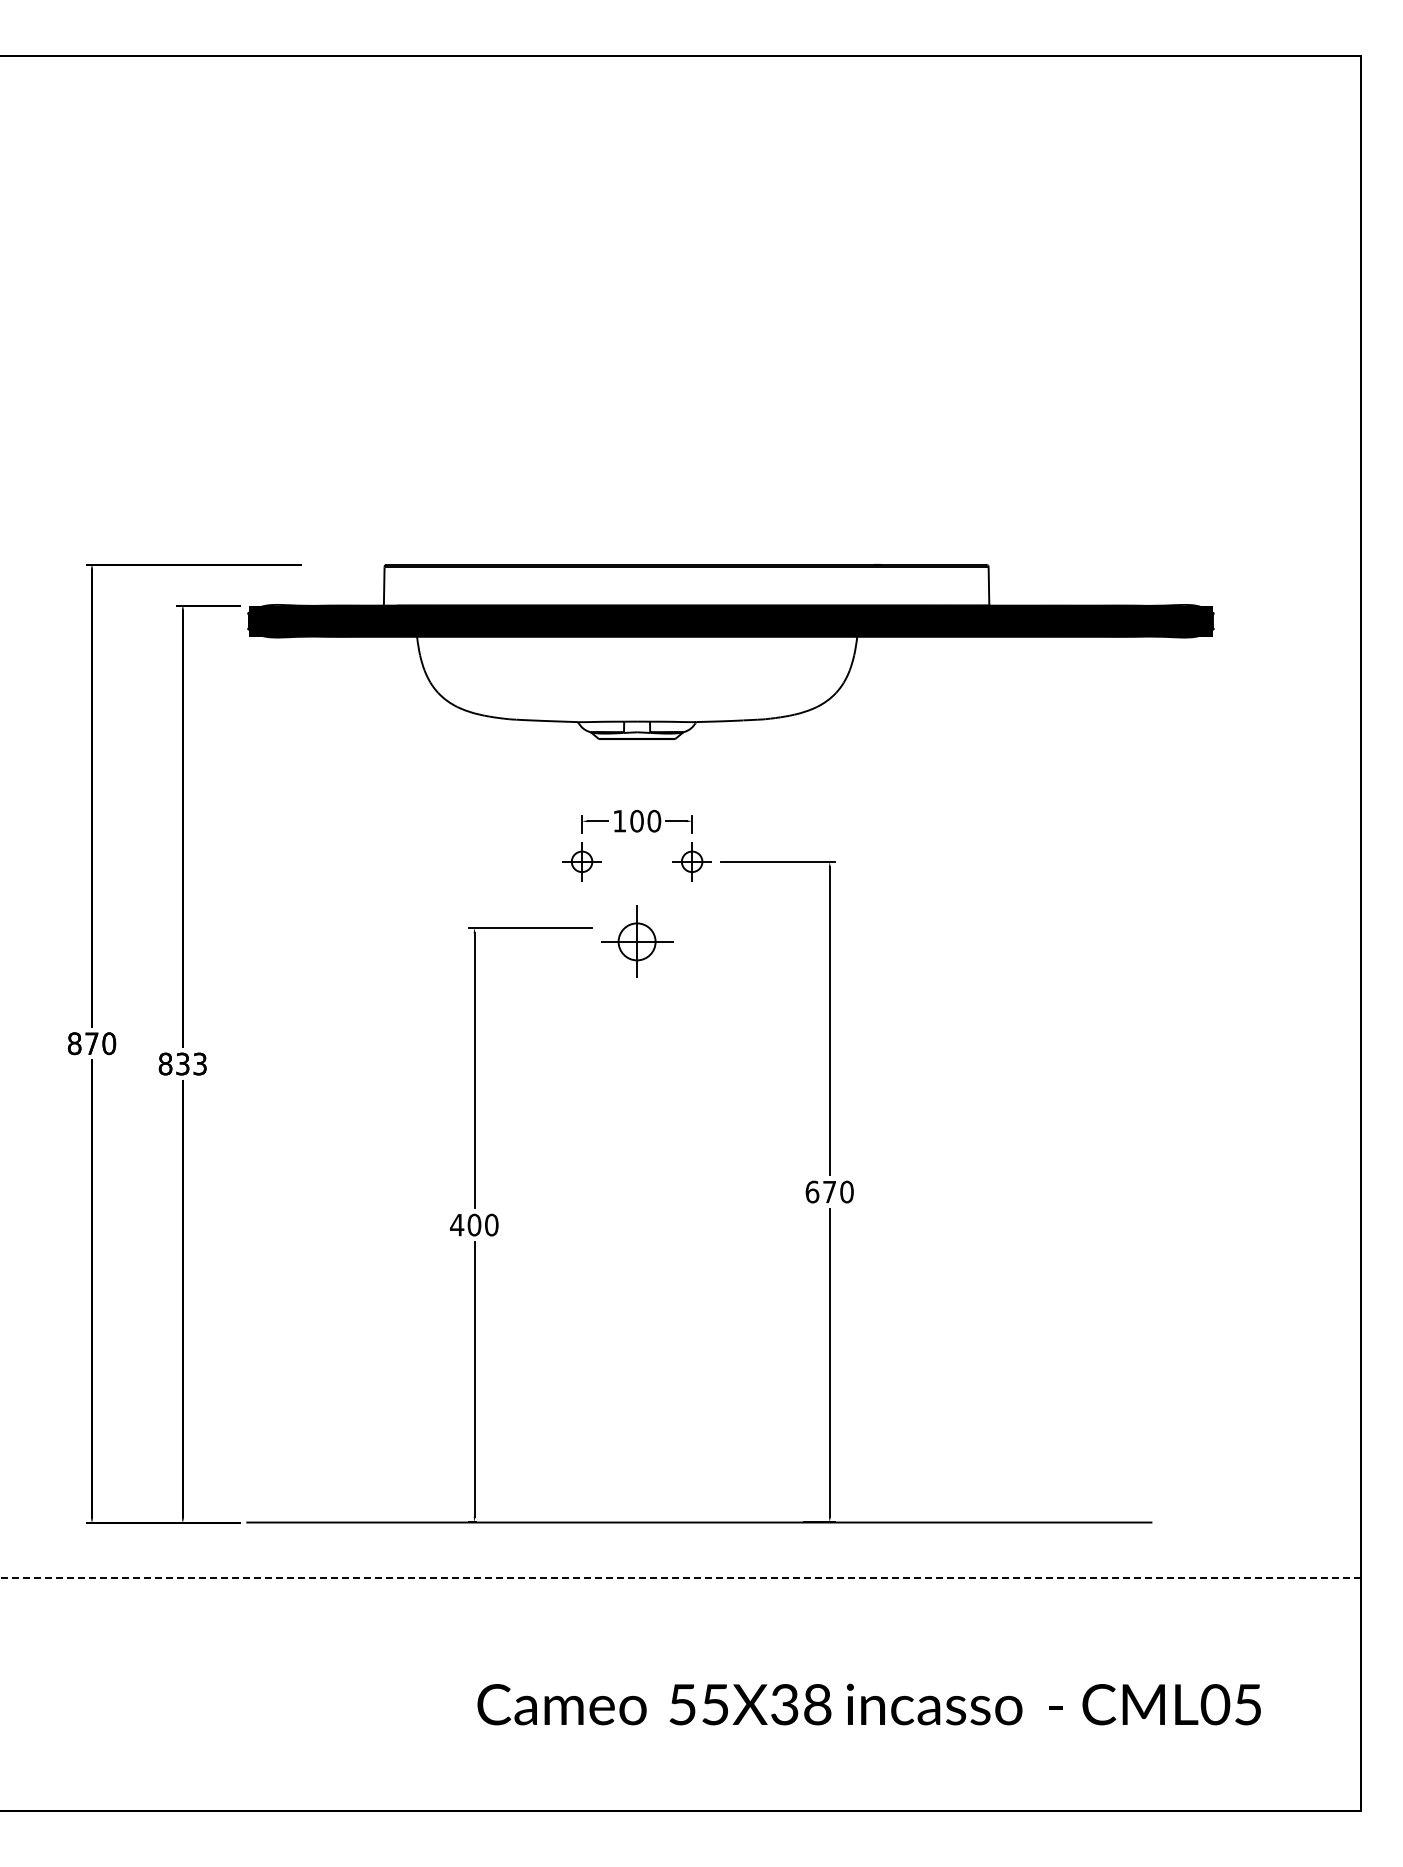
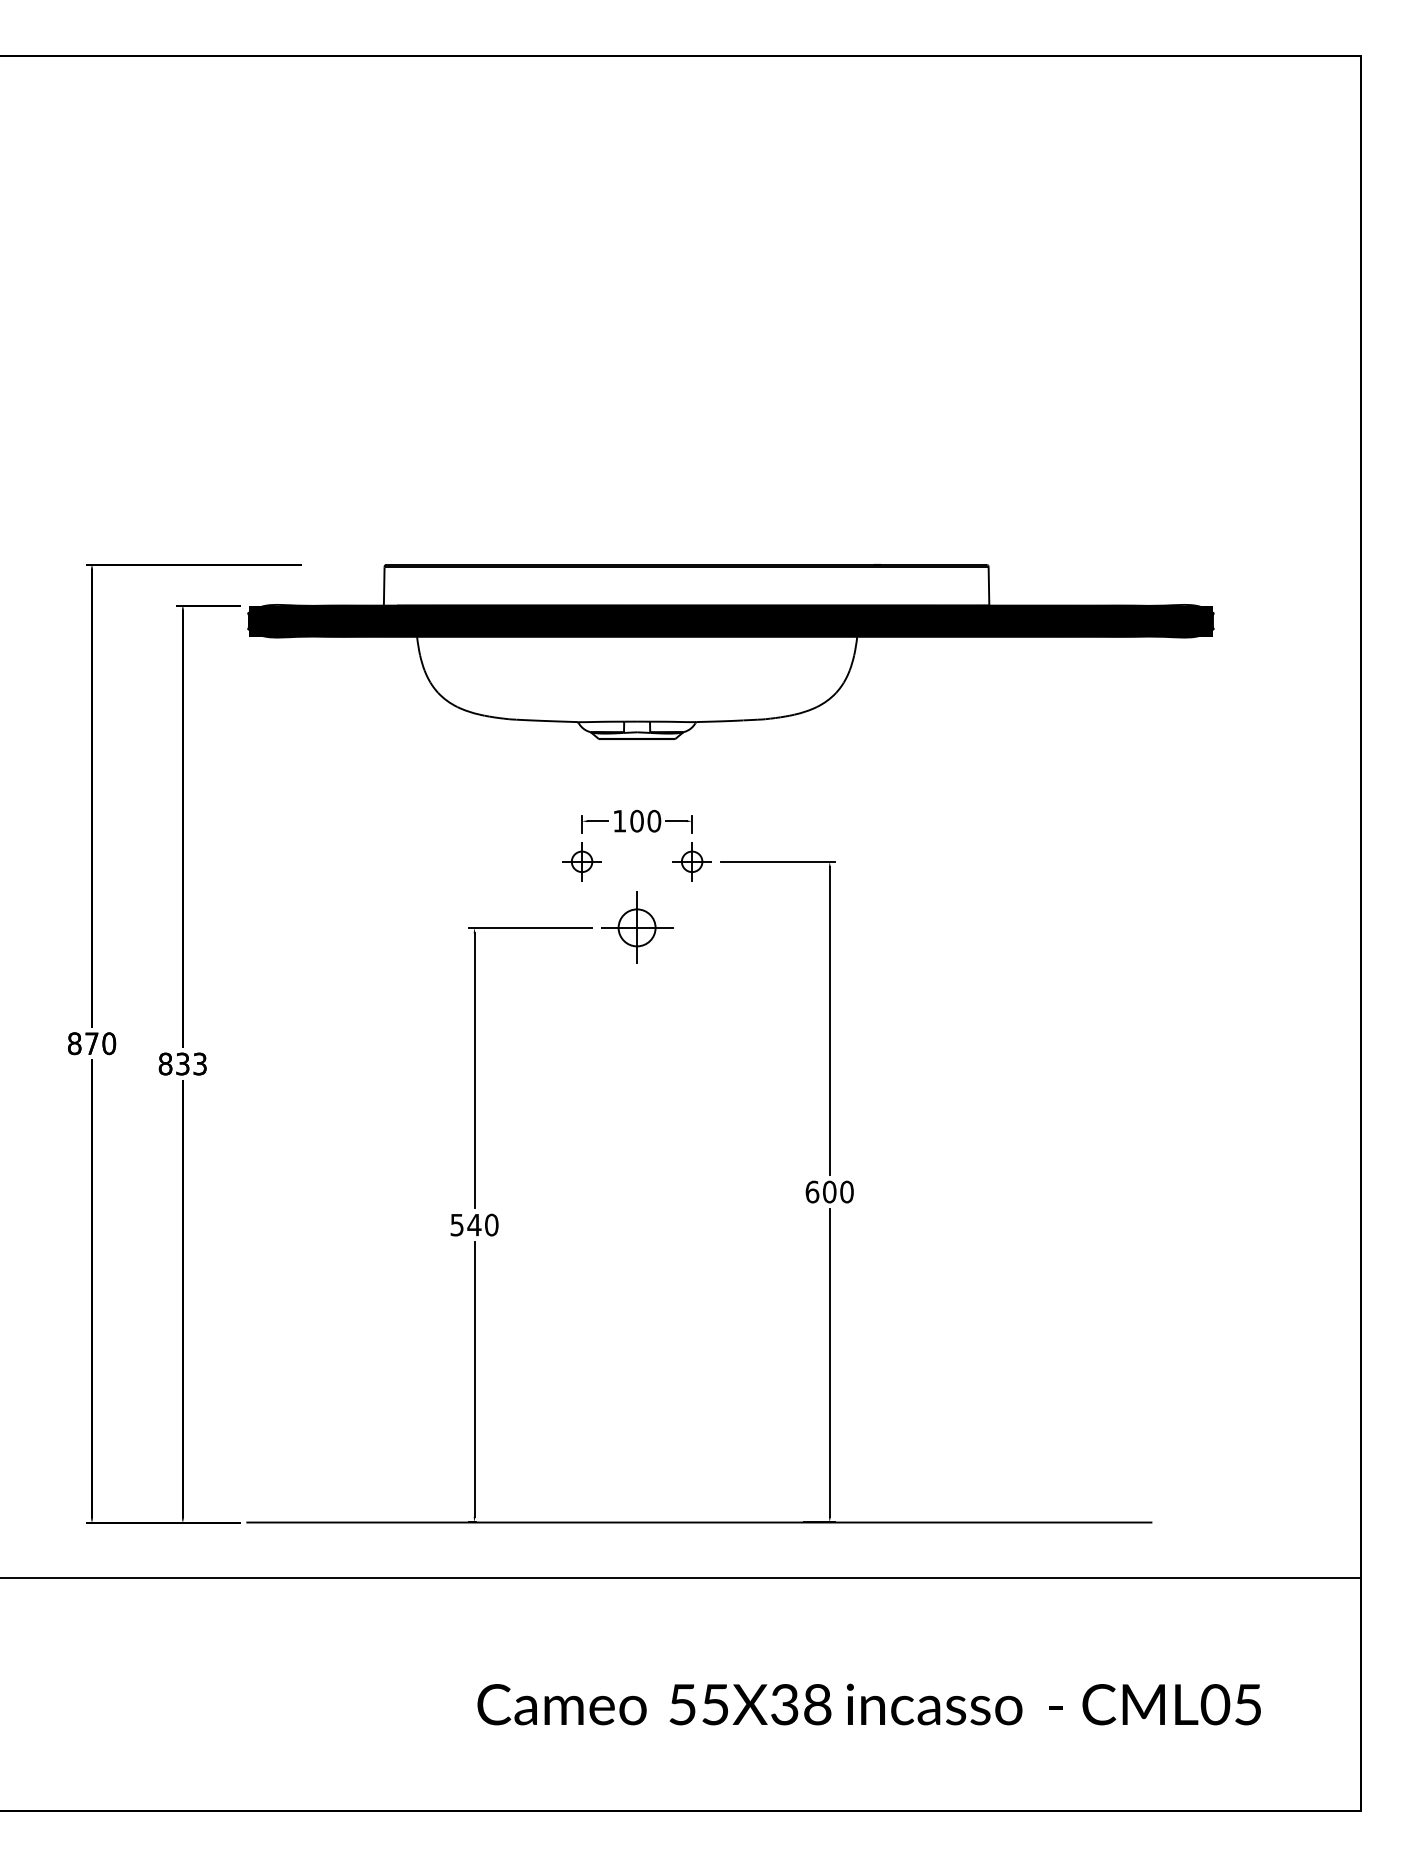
part position: (637, 941) -> (637, 927) (637, 927)
text: 670 -> 600 (829, 1191)
text: 400 -> 540 (465, 1224)
line: dashed -> solid (681, 1577)
